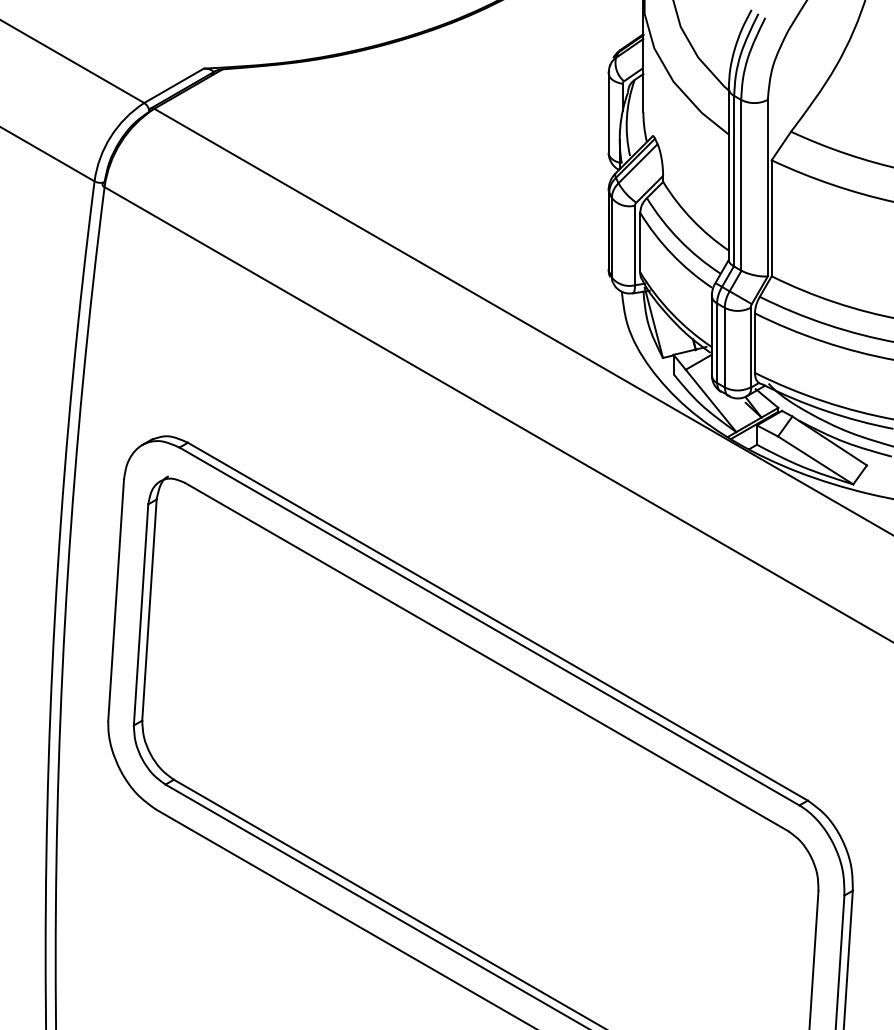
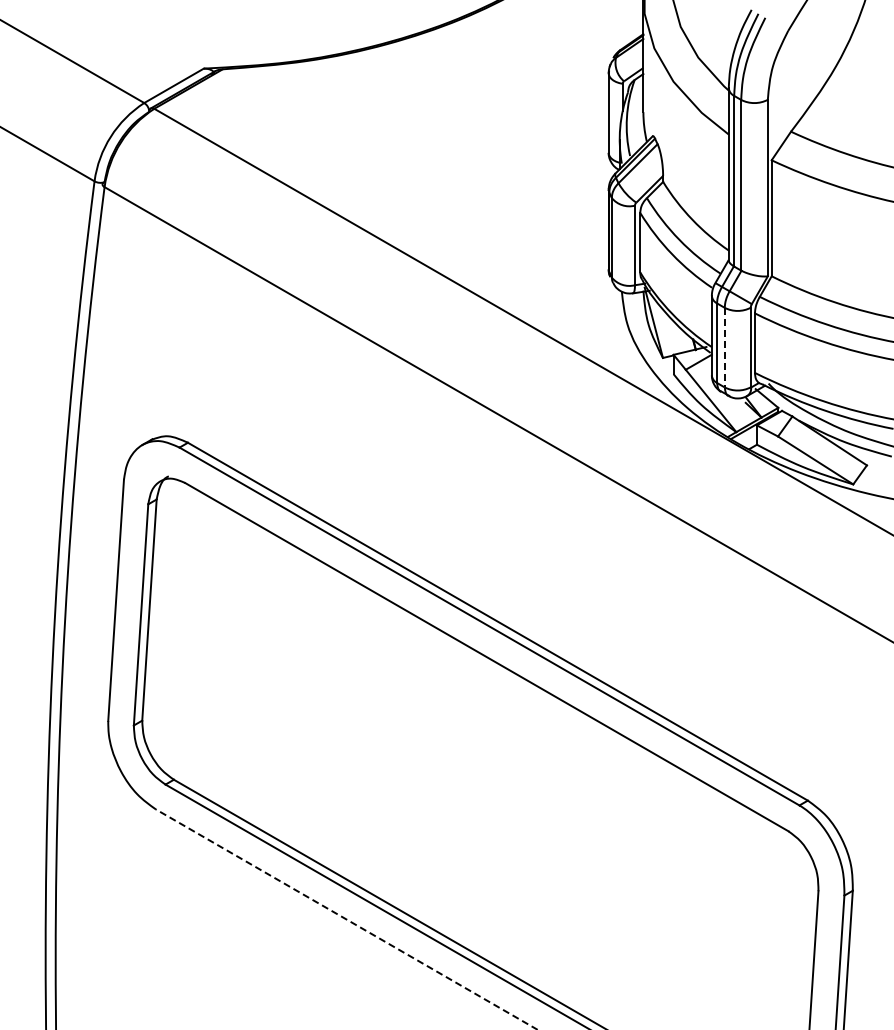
line: solid -> dashed (724, 347)
line: solid -> dashed (346, 919)
